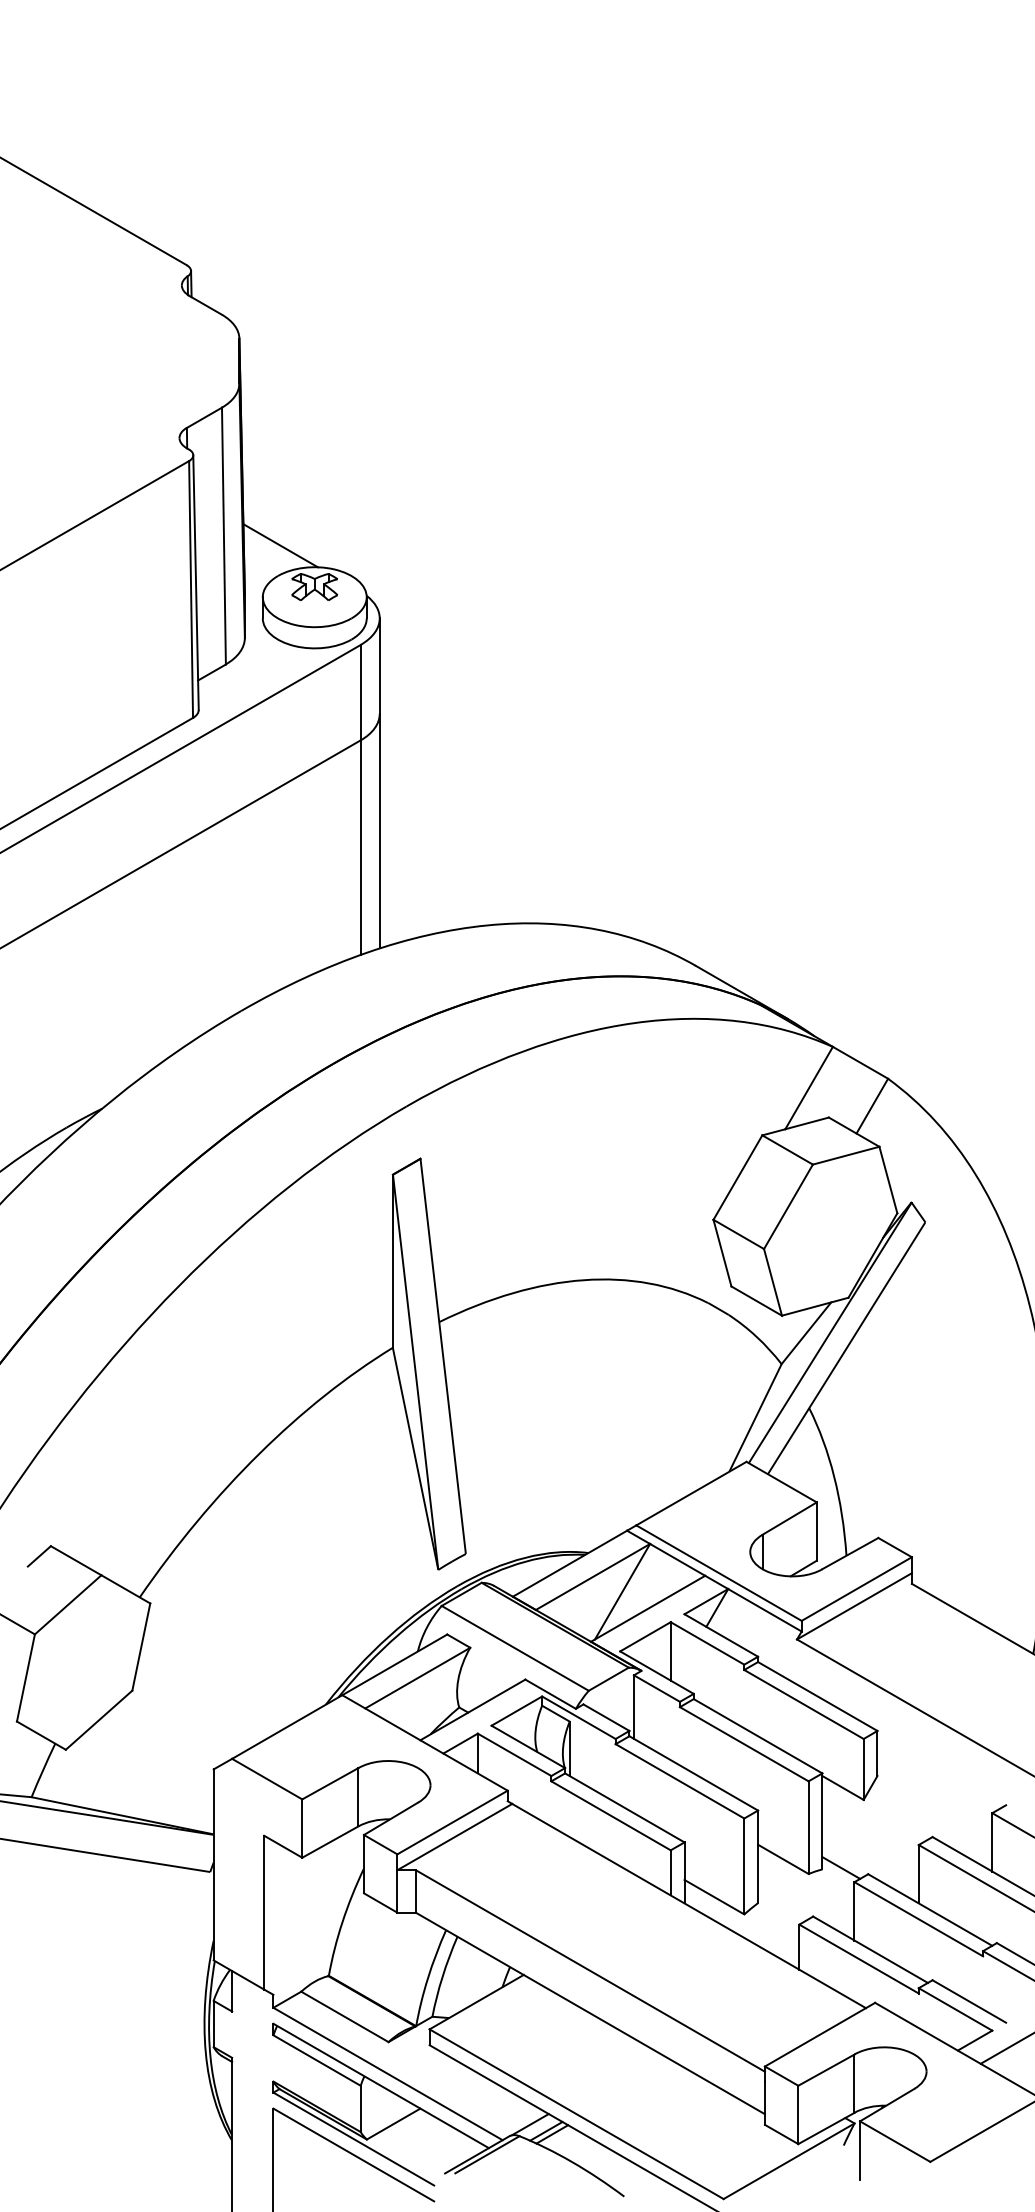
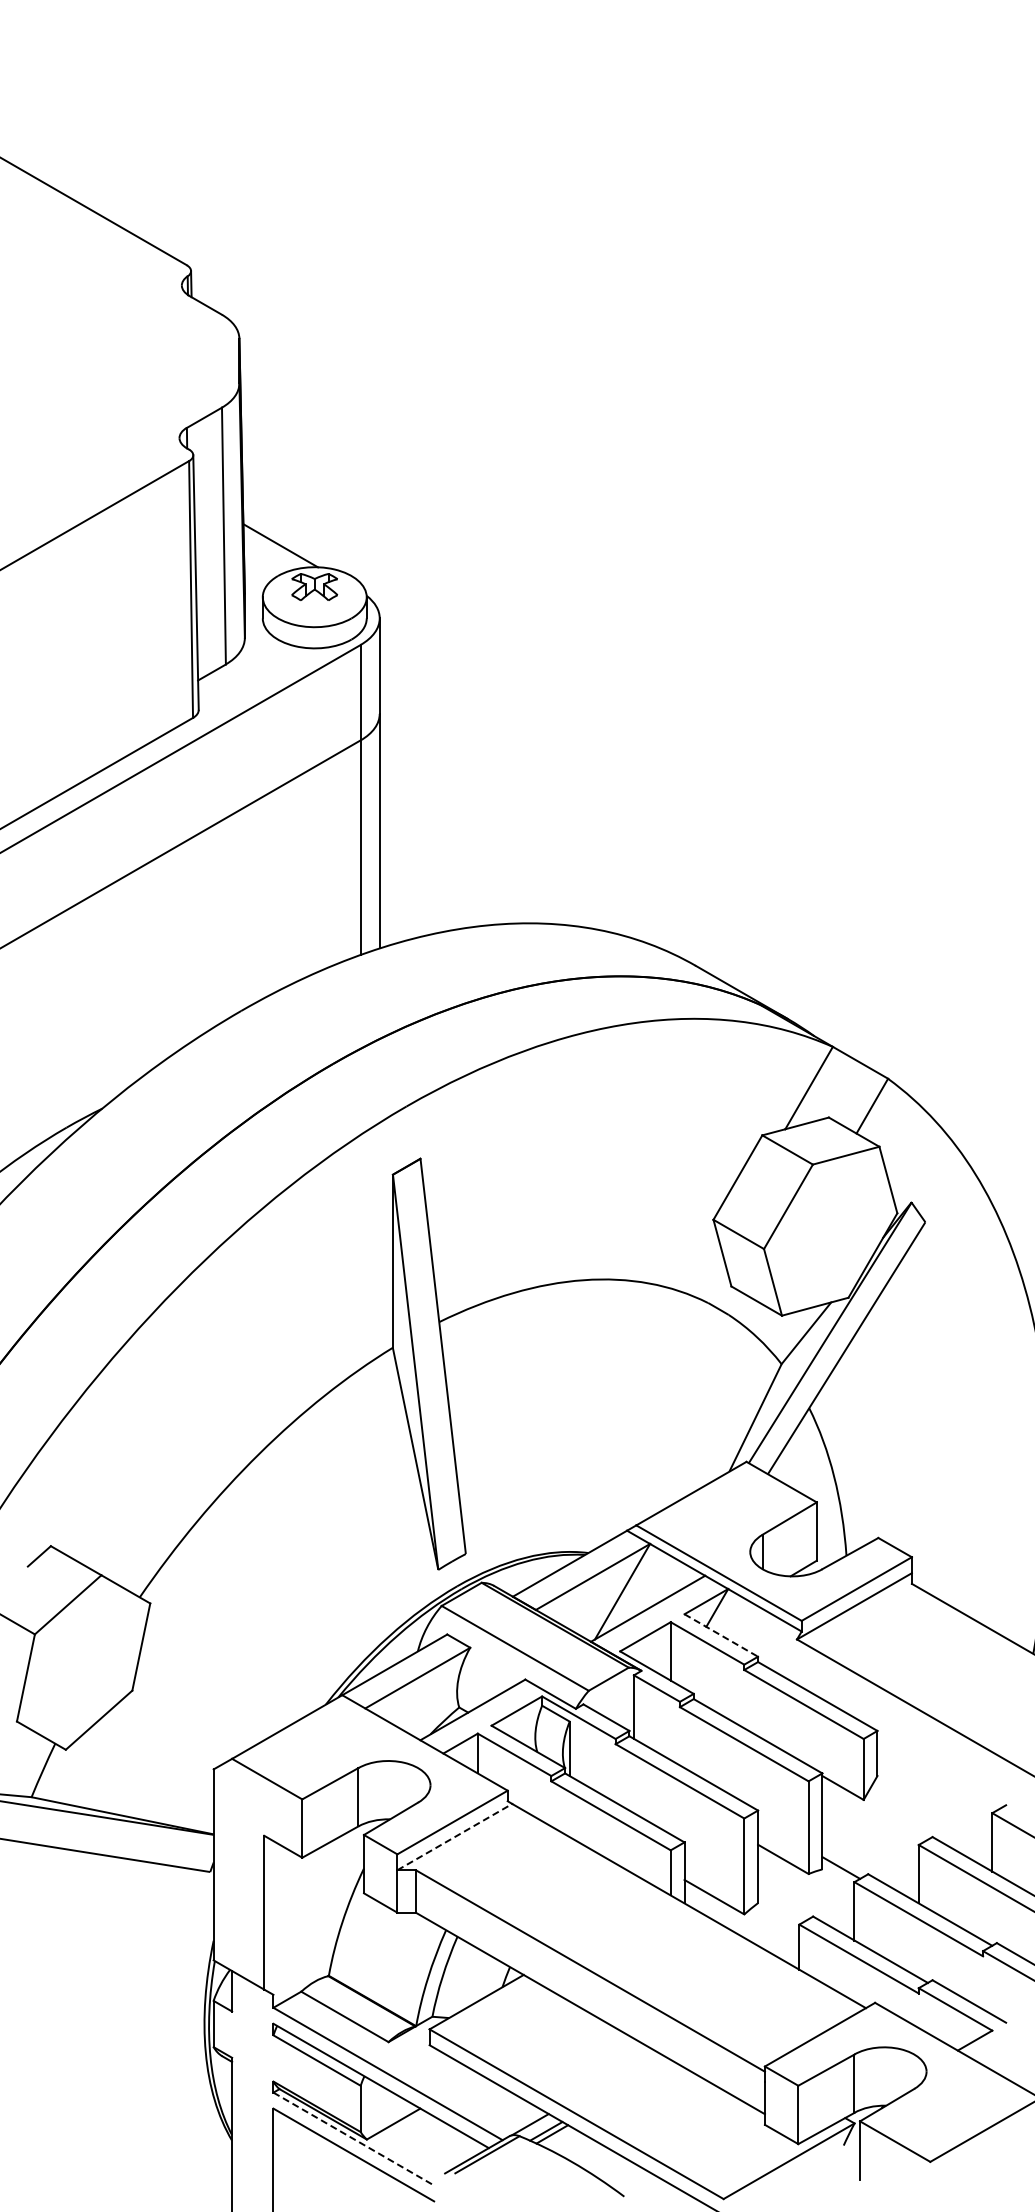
line: solid -> dashed (721, 1635)
line: solid -> dashed (455, 1836)
line: present -> none (1005, 2048)
line: solid -> dashed (353, 2139)
